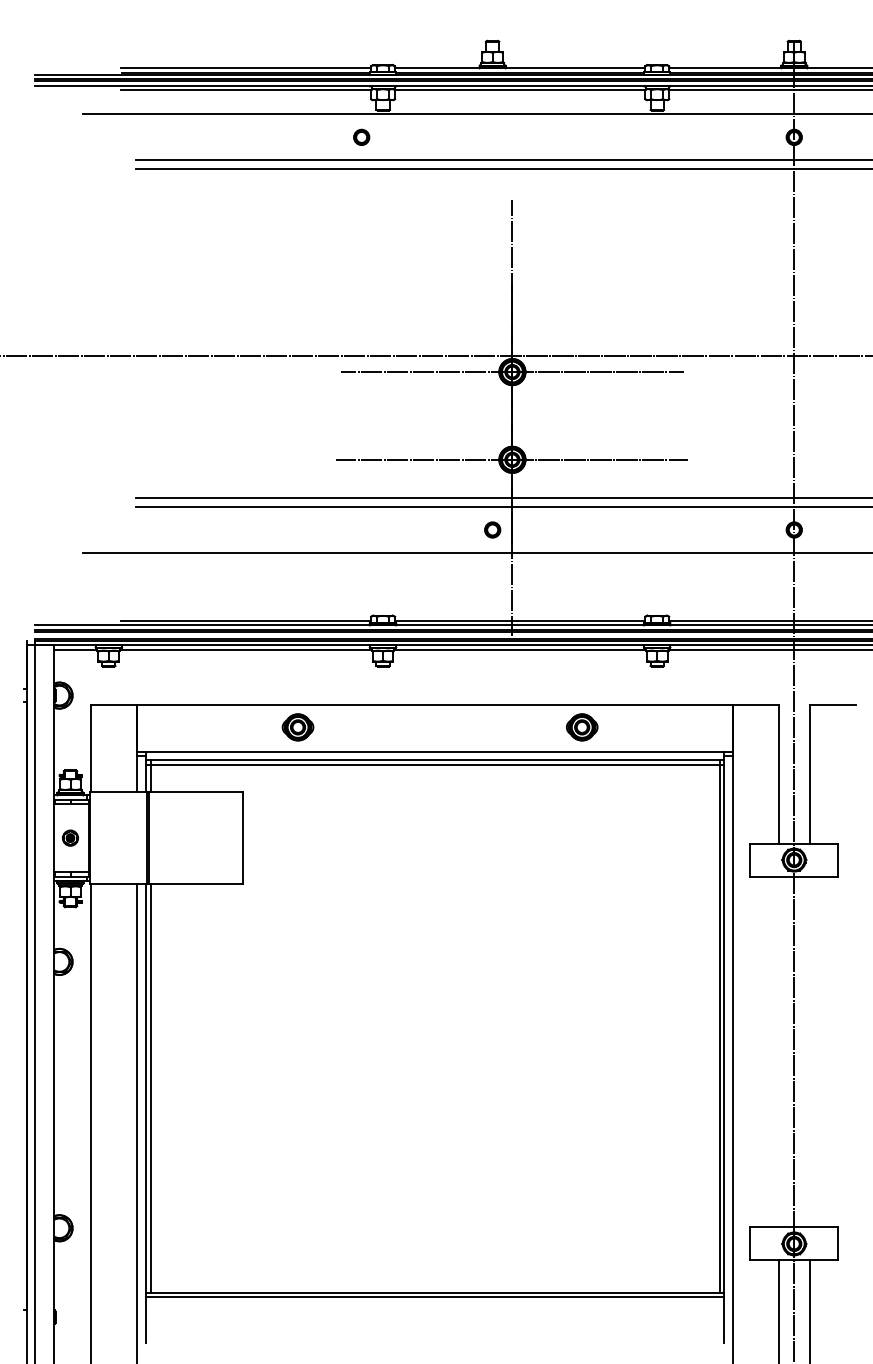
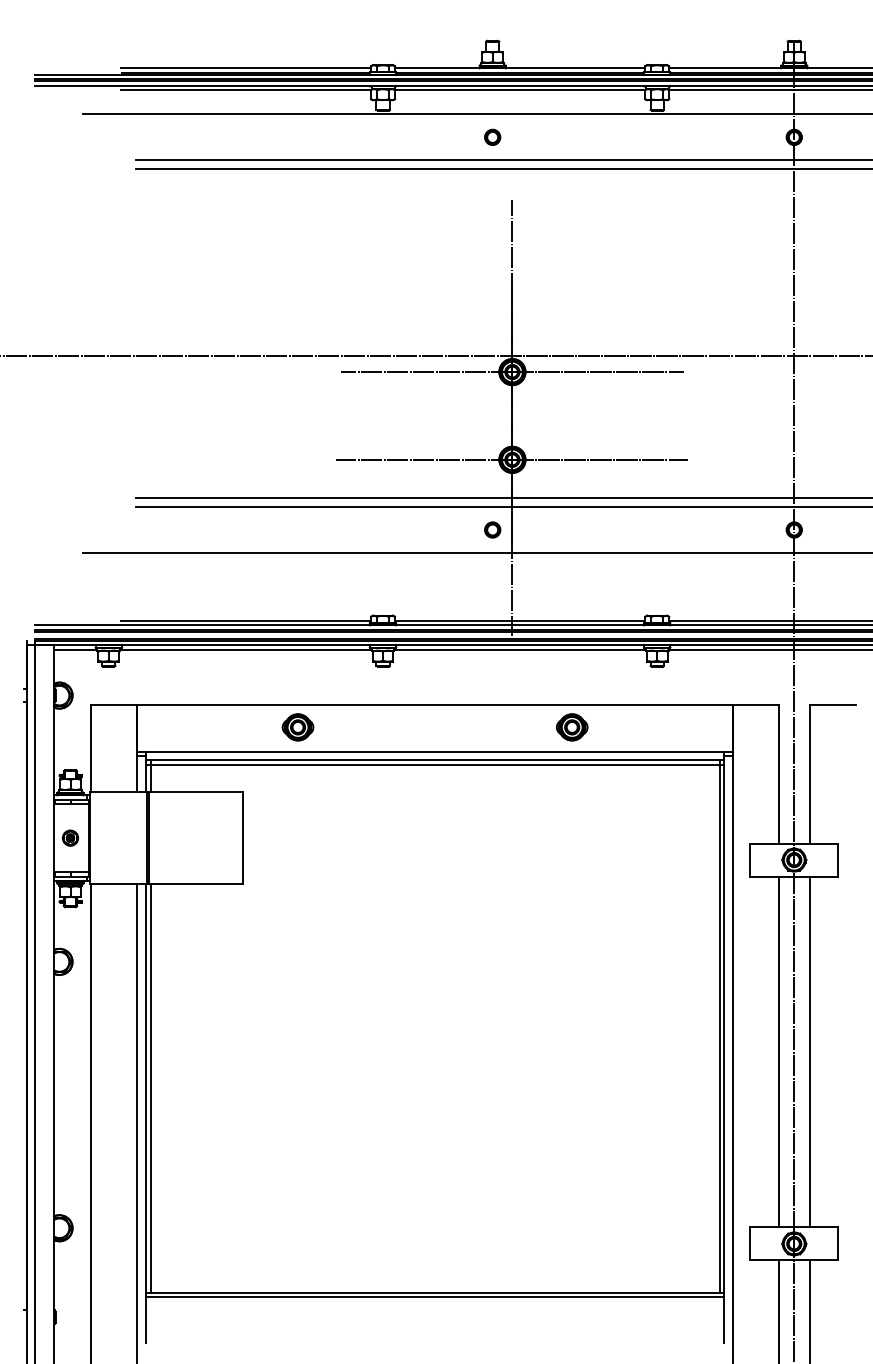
part position: (361, 136) -> (492, 136) (492, 136)
part position: (582, 727) -> (572, 727) (572, 727)
line: none -> present (778, 1051)
line: none -> present (809, 1051)
